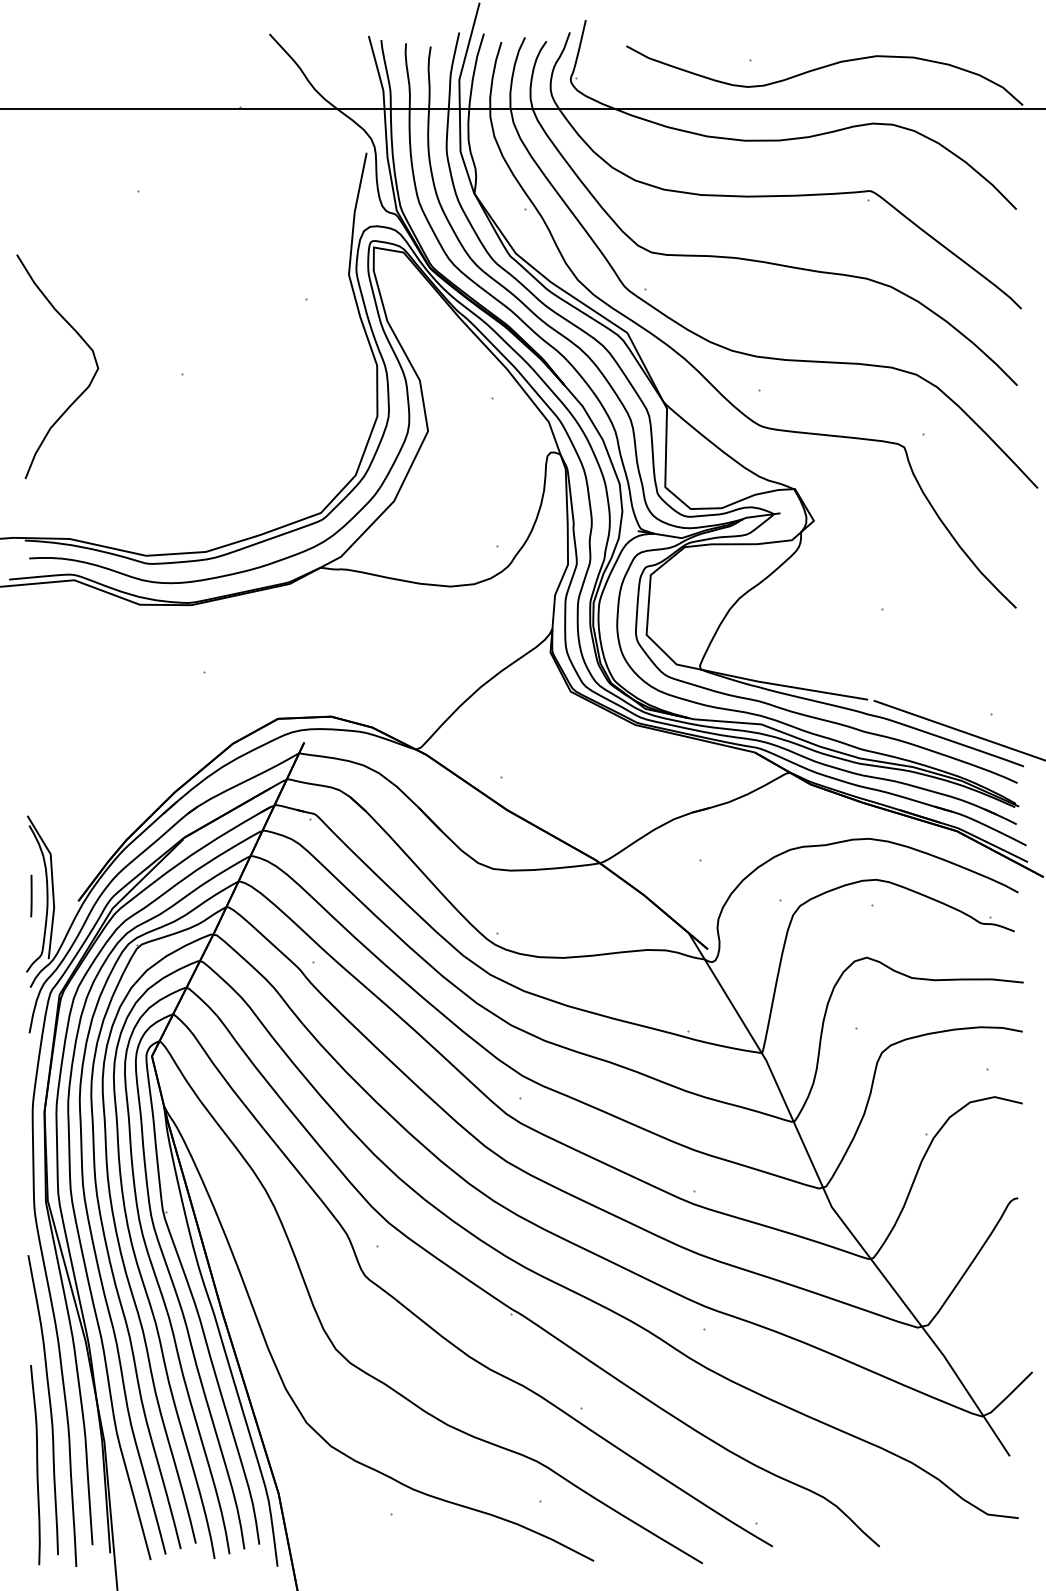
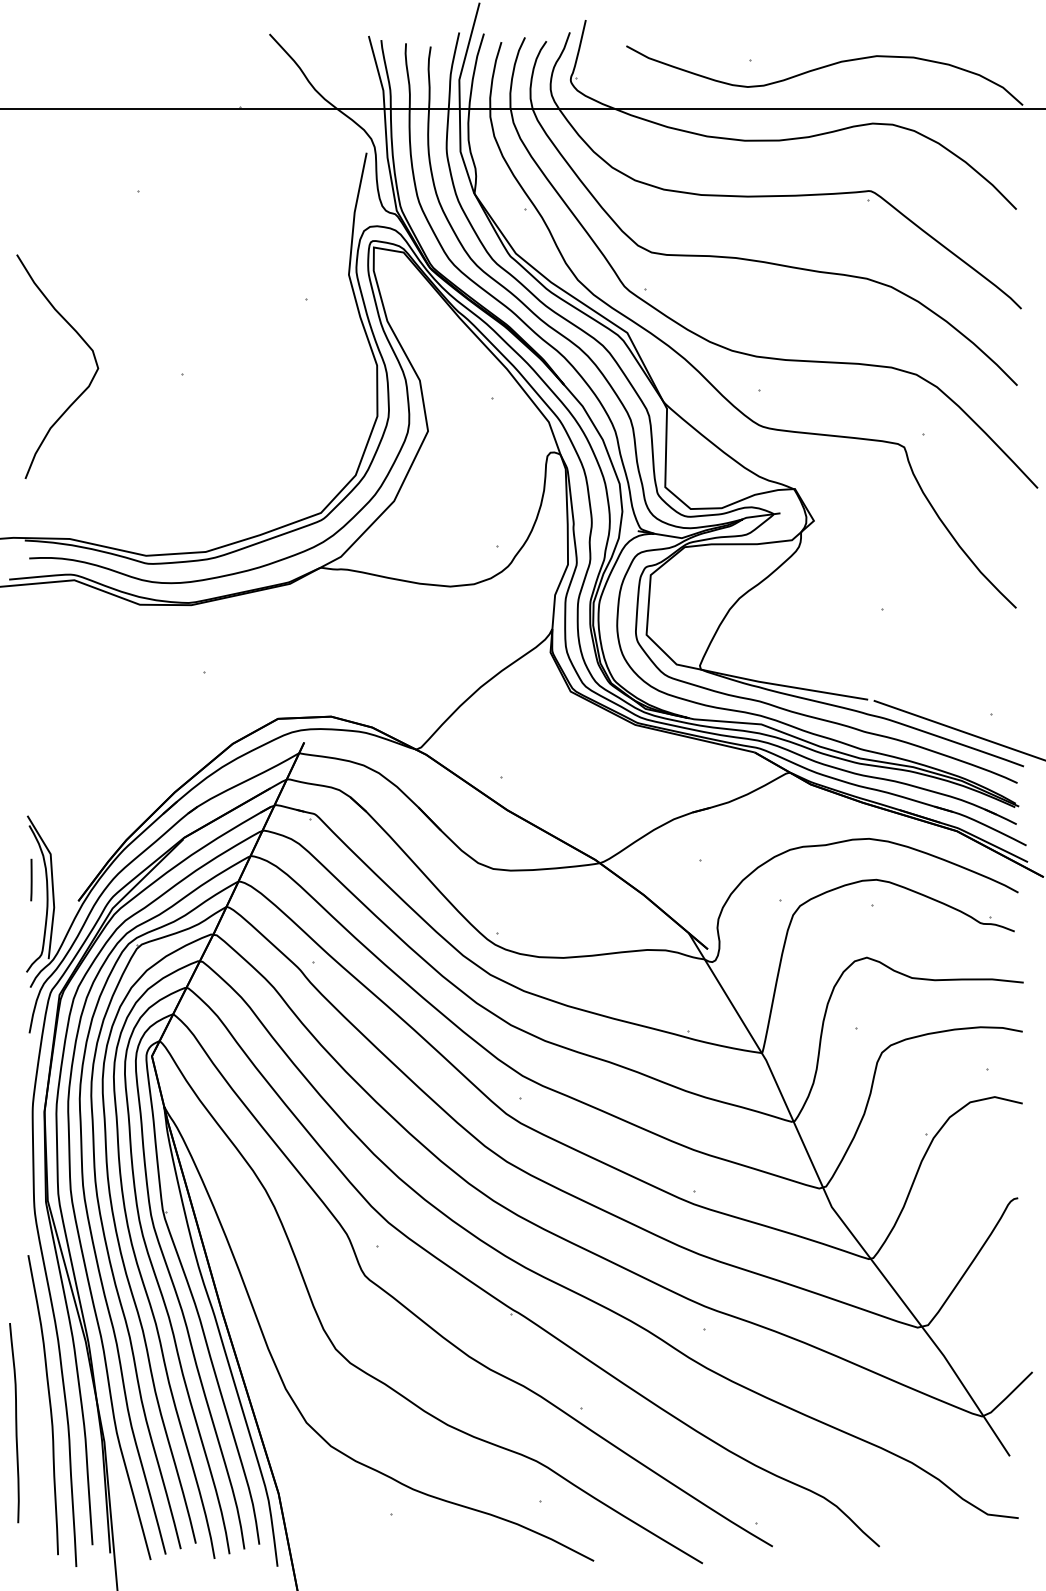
line position: (31, 895) -> (31, 879) (31, 879)
curve position: (36, 1465) -> (15, 1423) (15, 1423)
